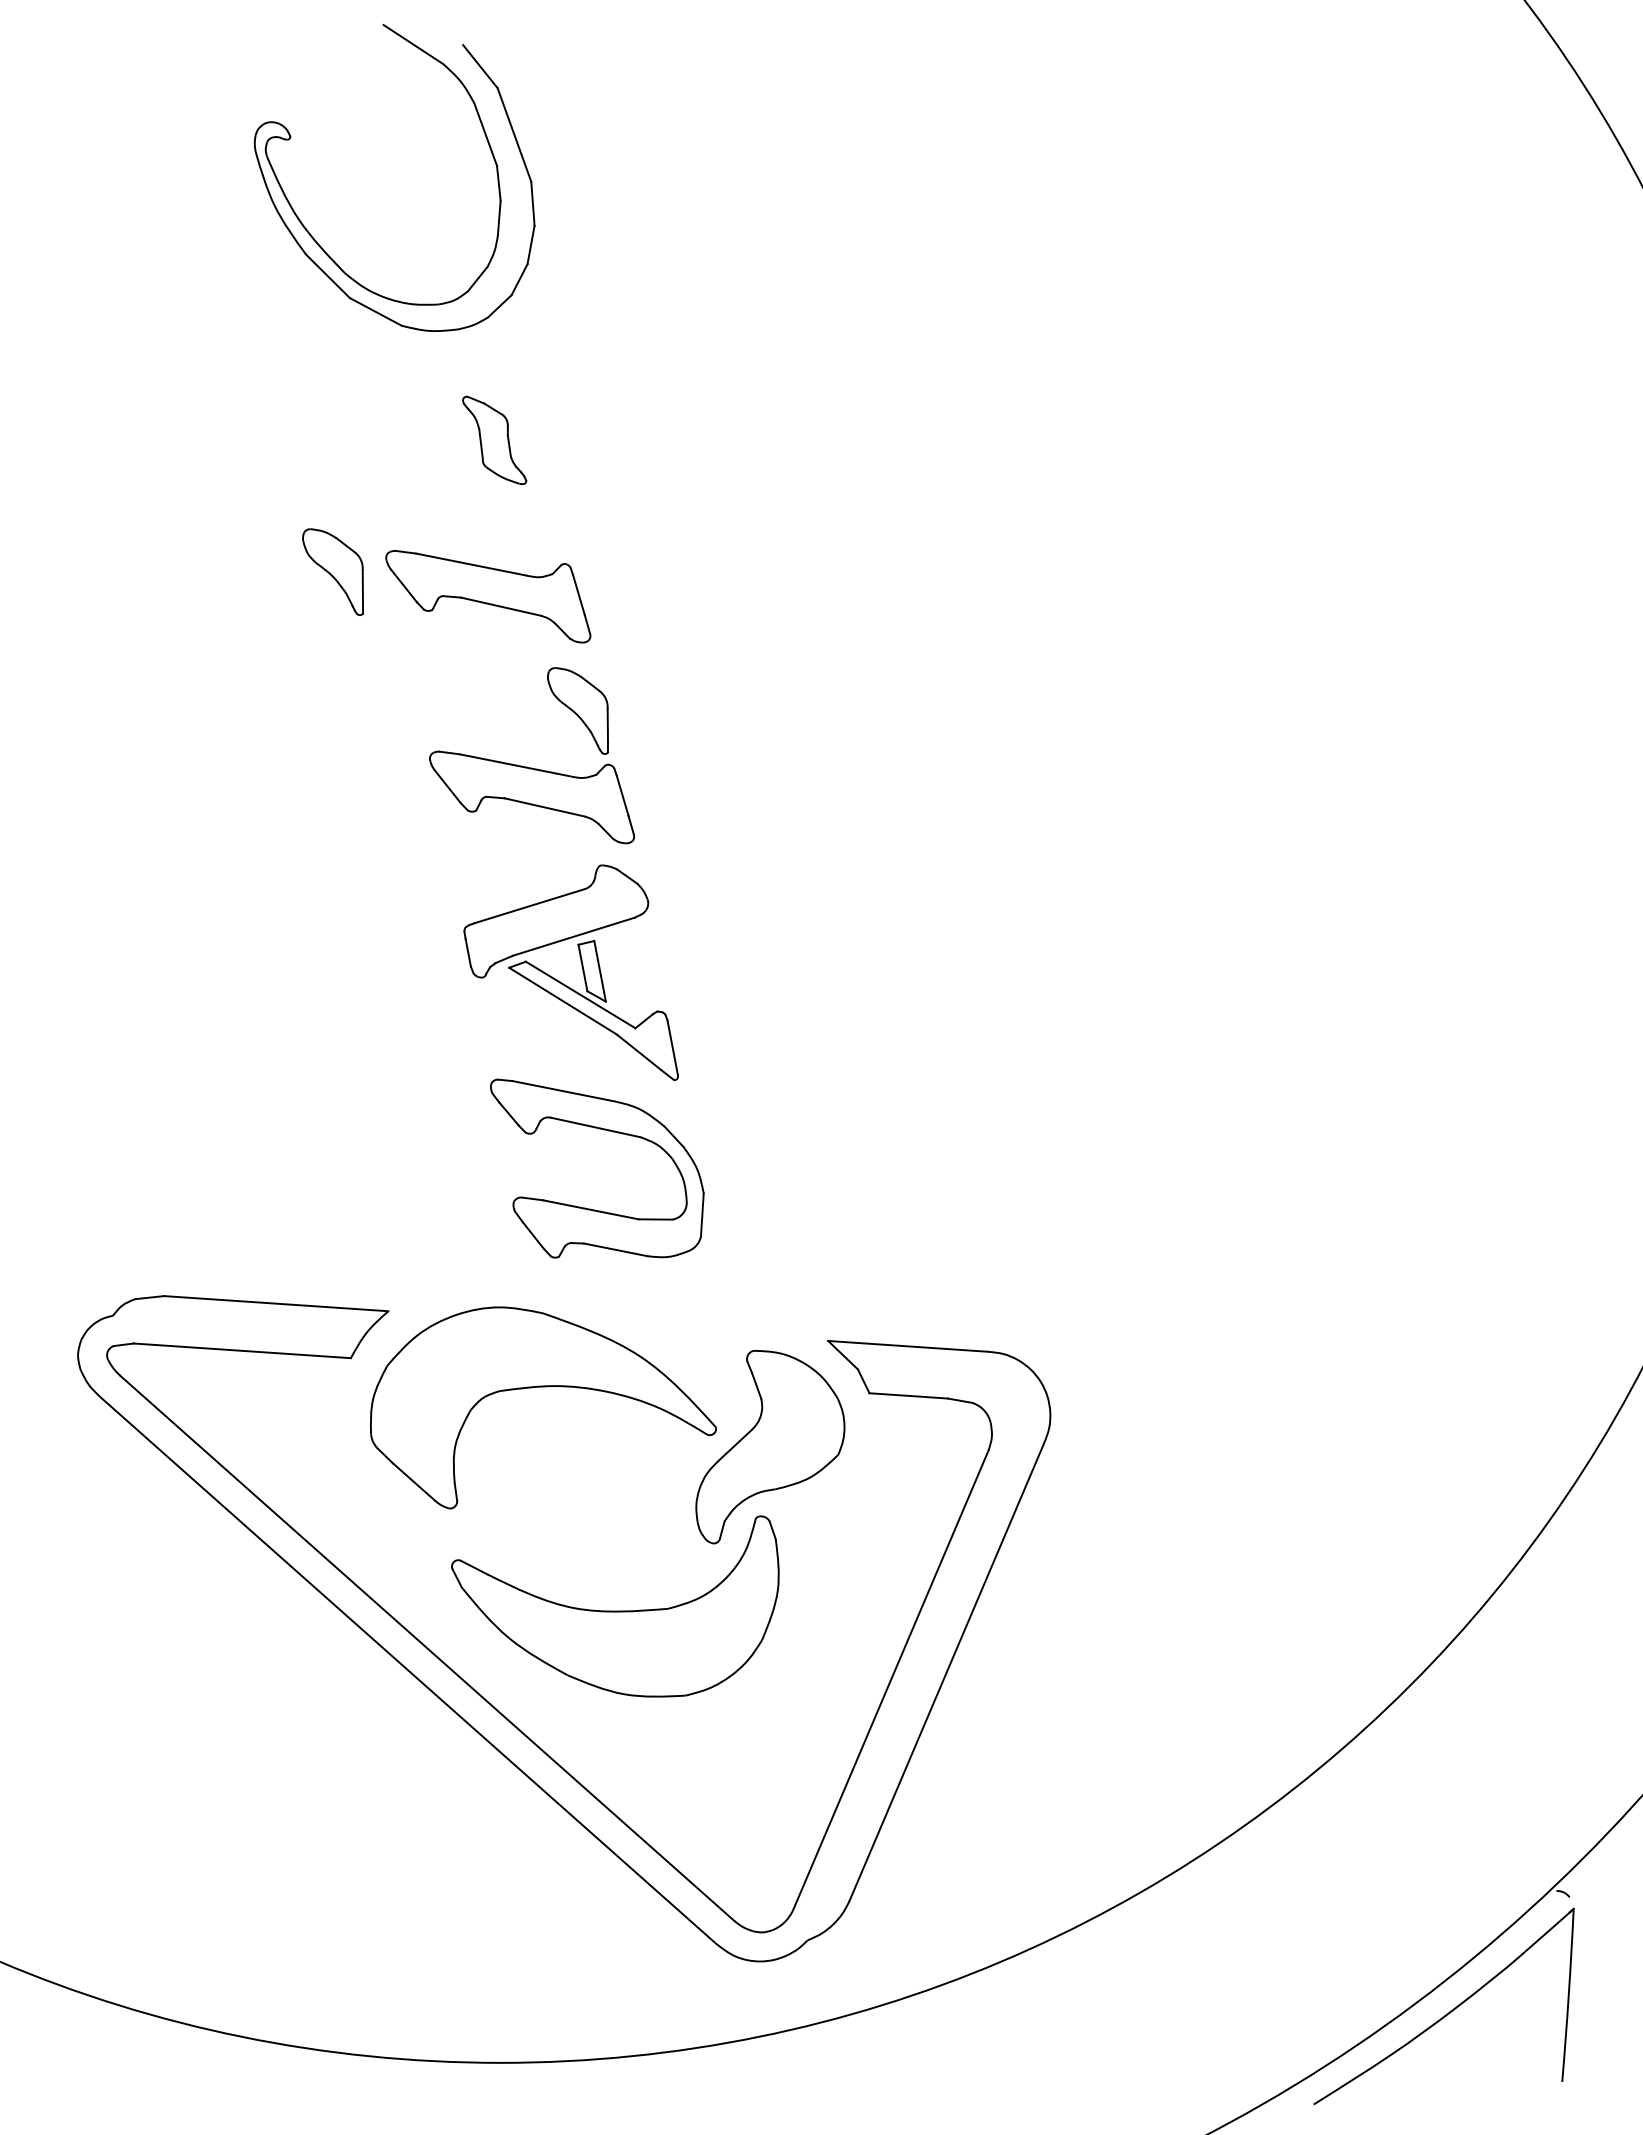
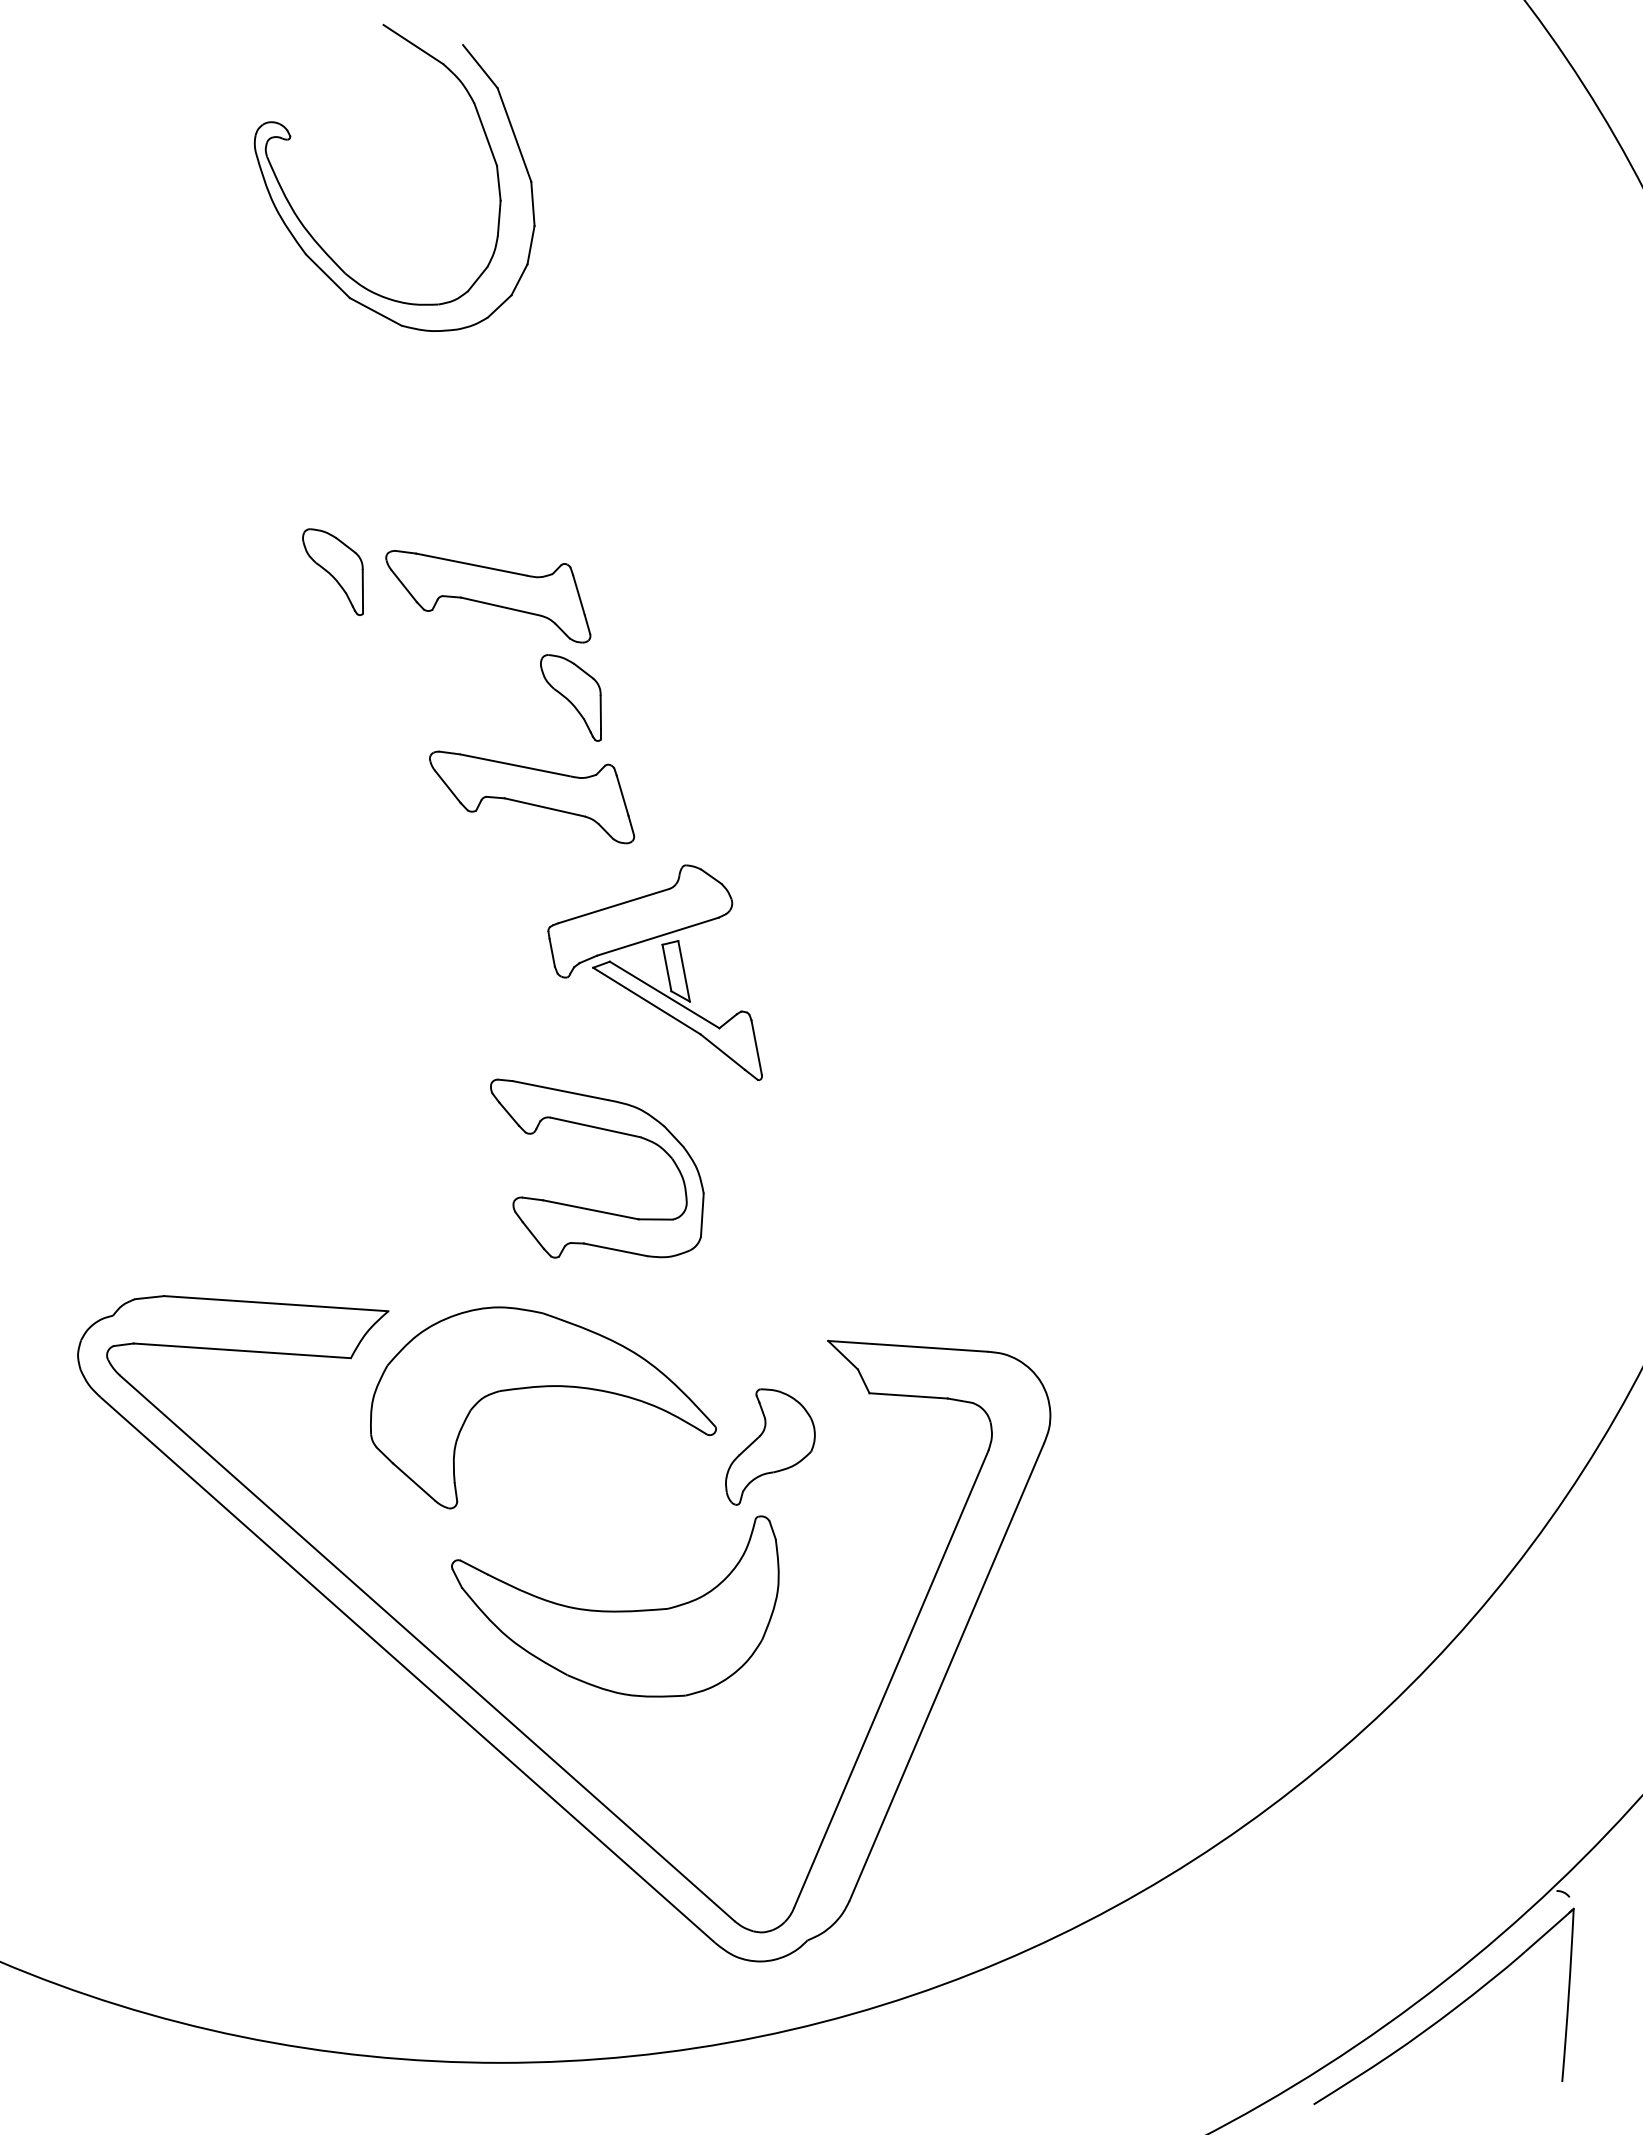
part: present -> none (494, 439)
part position: (577, 710) -> (570, 697) (570, 697)
part position: (582, 972) -> (666, 972) (666, 972)
part size: 151x196 px -> 91x118 px (770, 1446)
